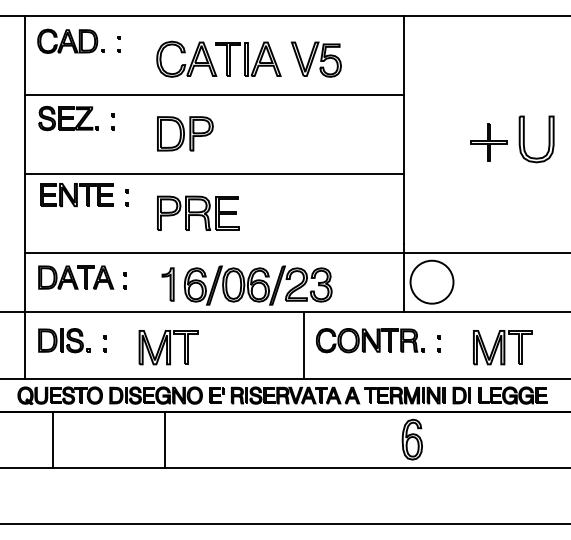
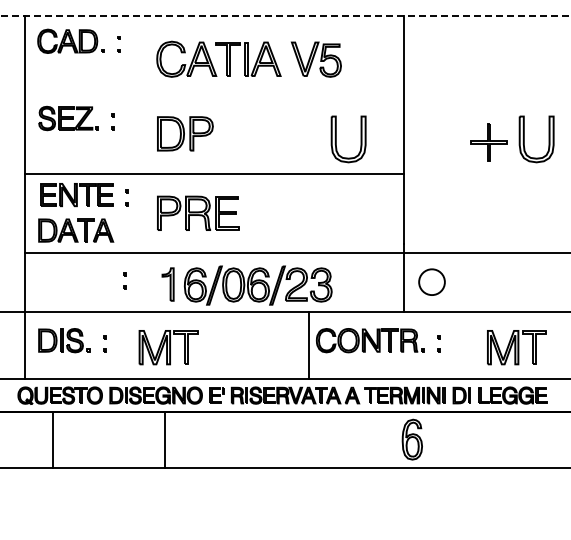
line: solid -> dashed (285, 16)
line: present -> none (214, 95)
part: none -> present (336, 139)
part position: (76, 277) -> (76, 230) (76, 230)
circle diameter: 43 px -> 26 px (431, 282)
line position: (304, 344) -> (309, 344) (309, 344)
part position: (502, 347) -> (516, 347) (516, 347)
line: present -> none (284, 523)
